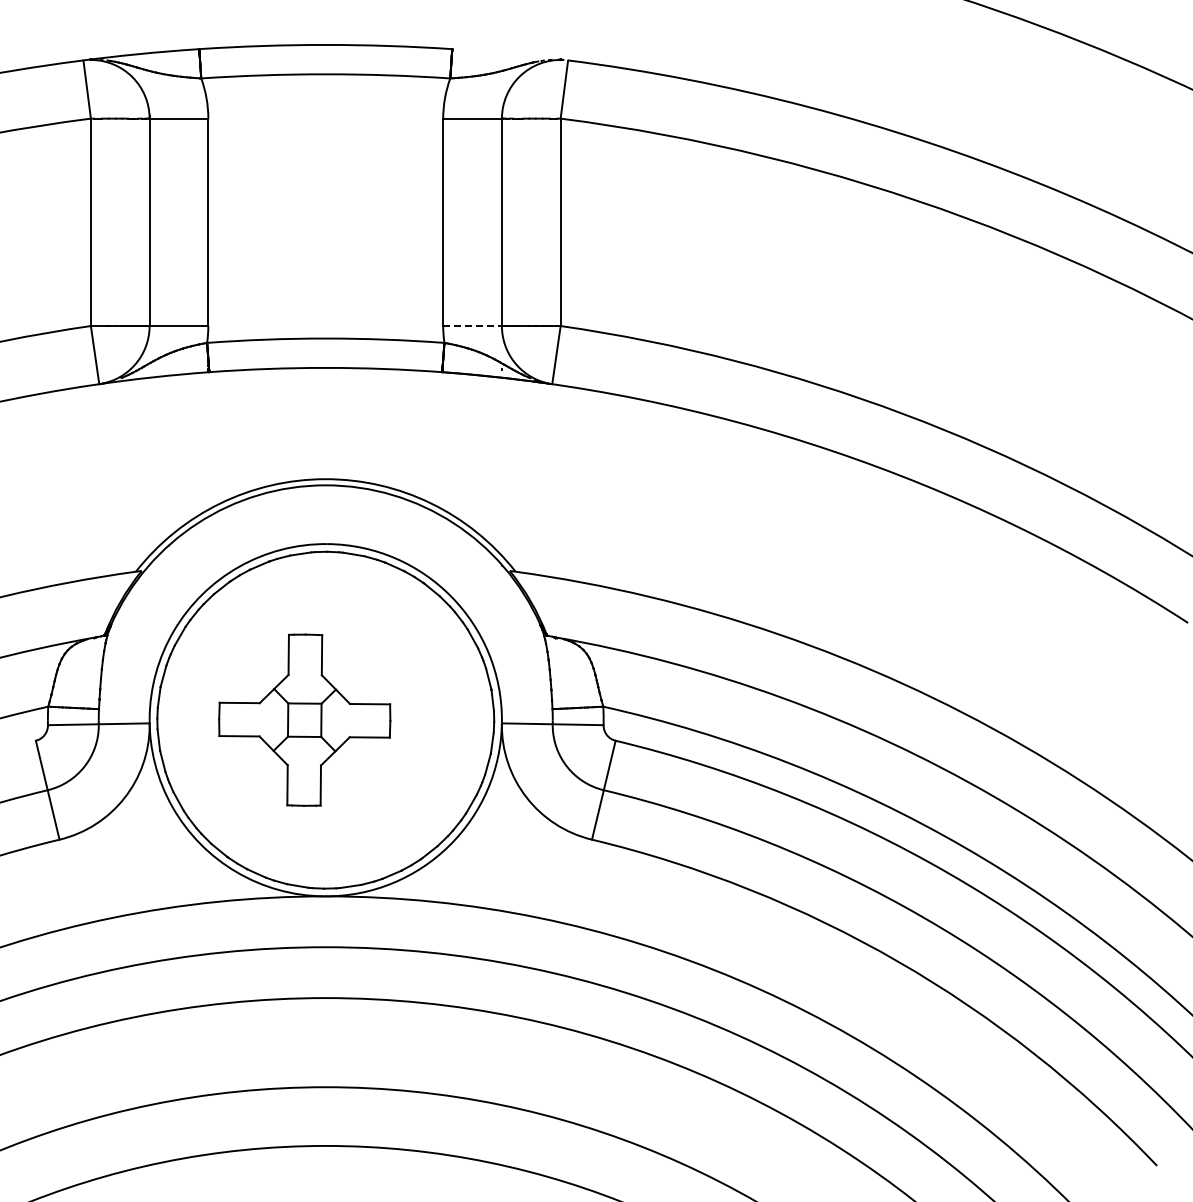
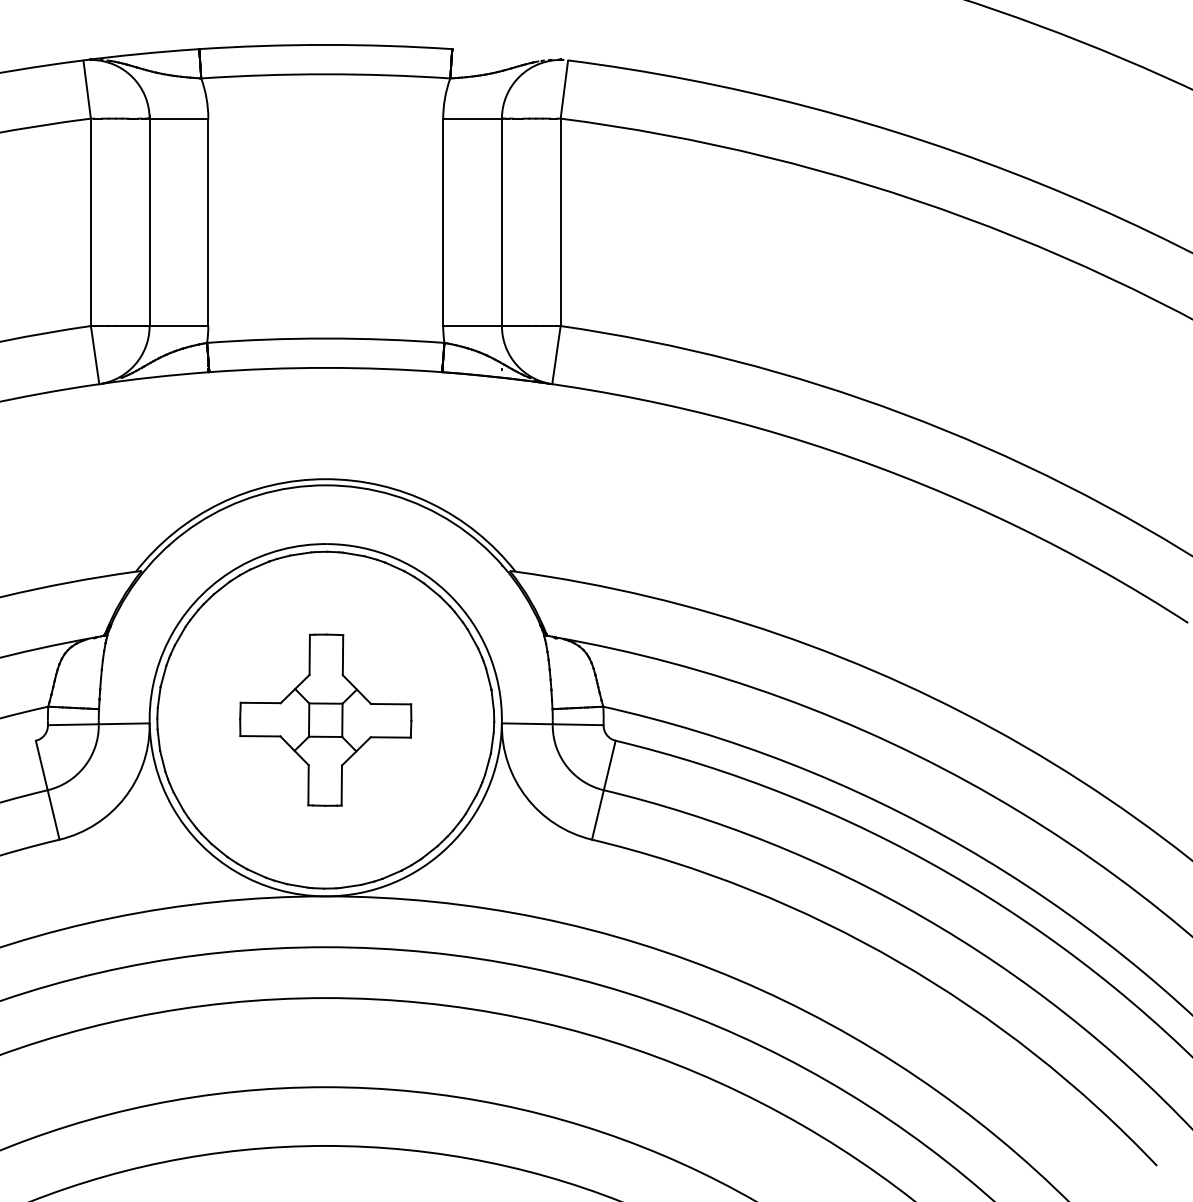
line: dashed -> solid (473, 326)
part position: (304, 719) -> (325, 719) (325, 719)
